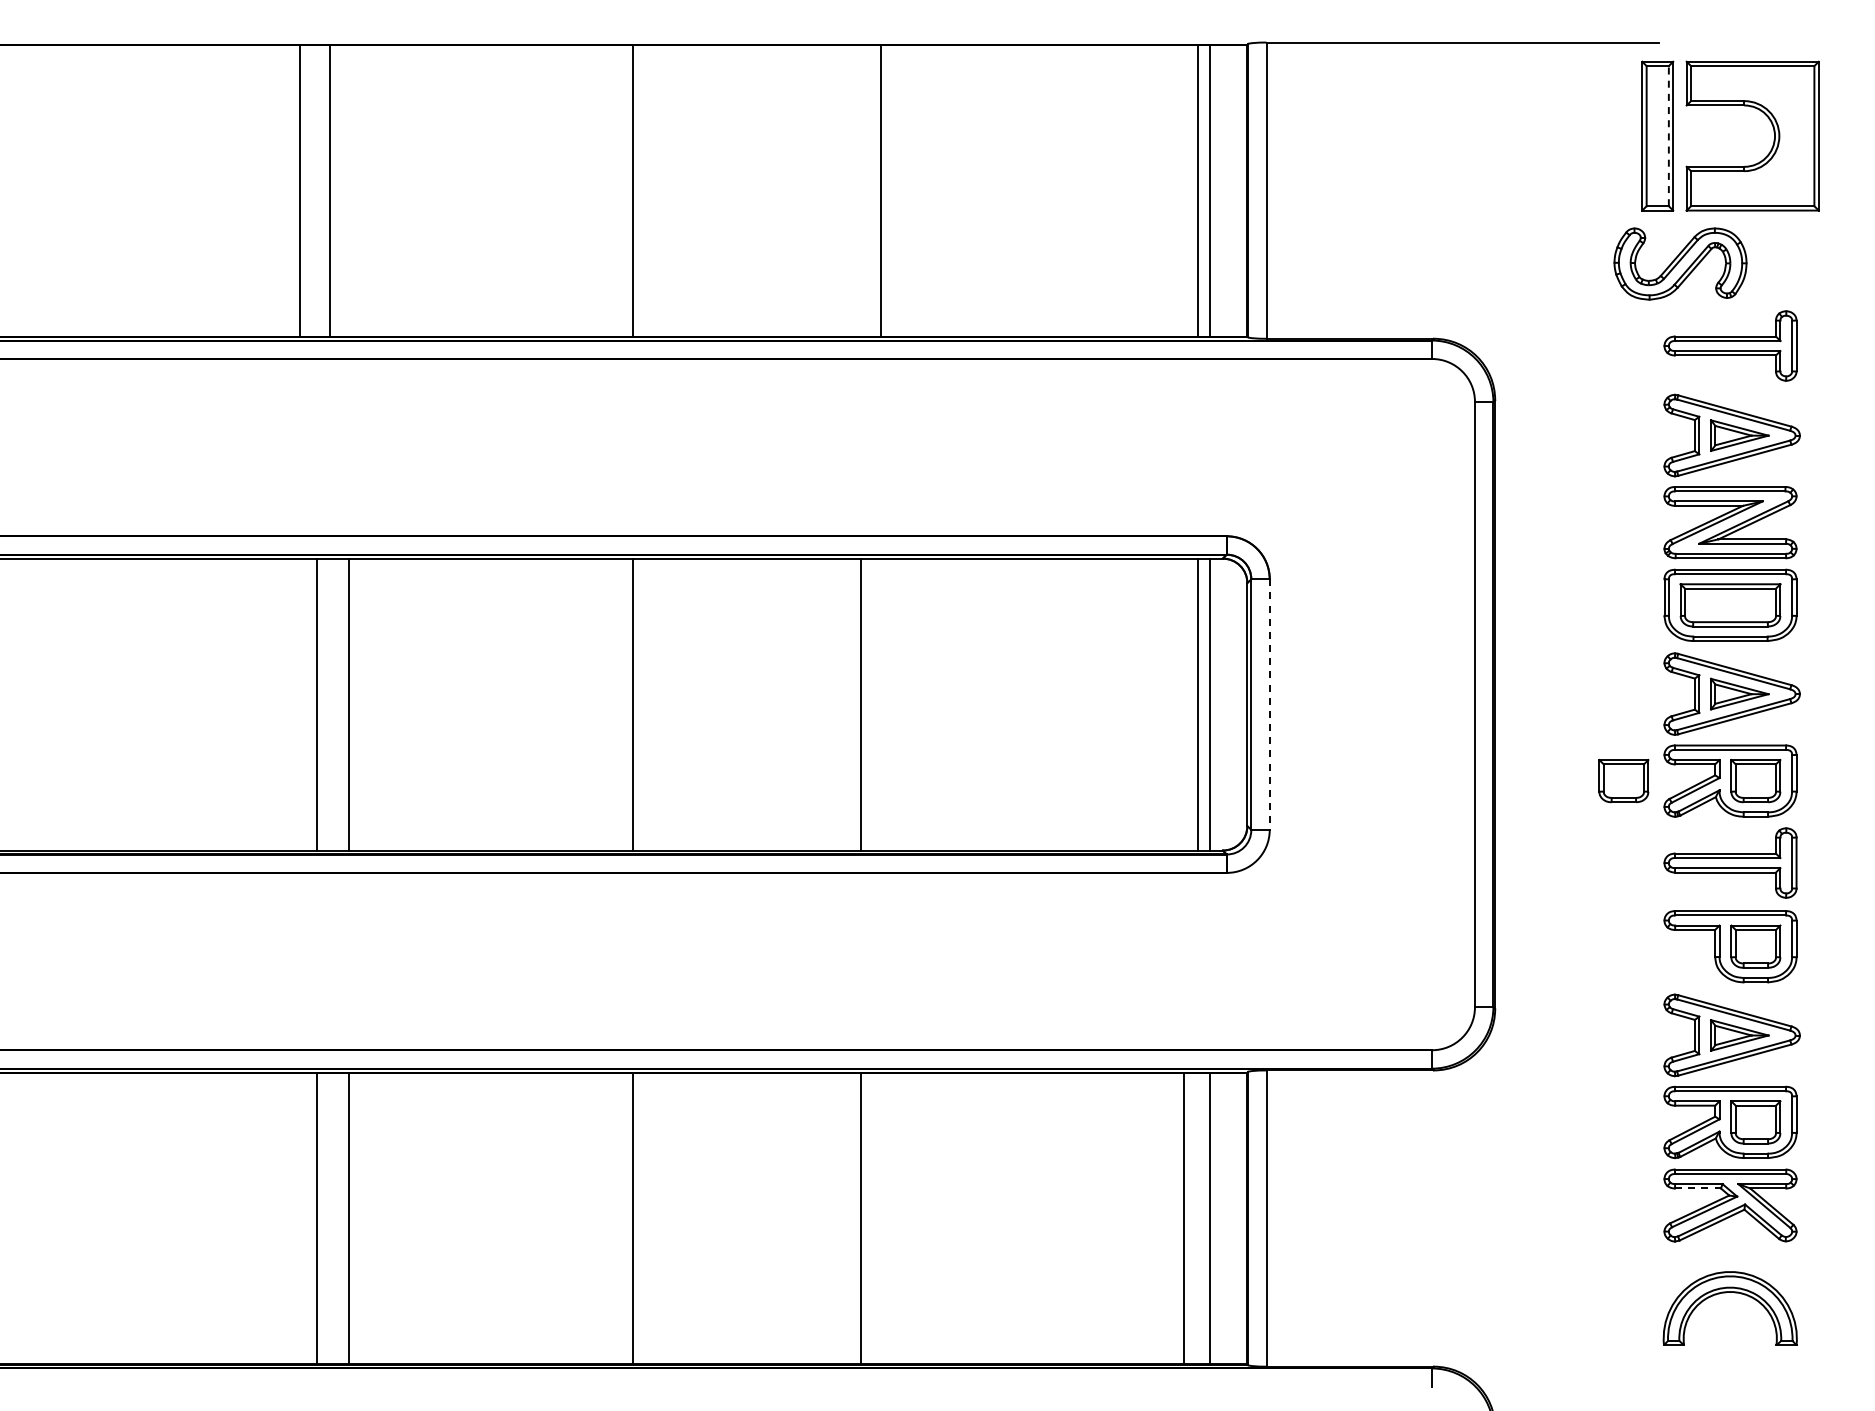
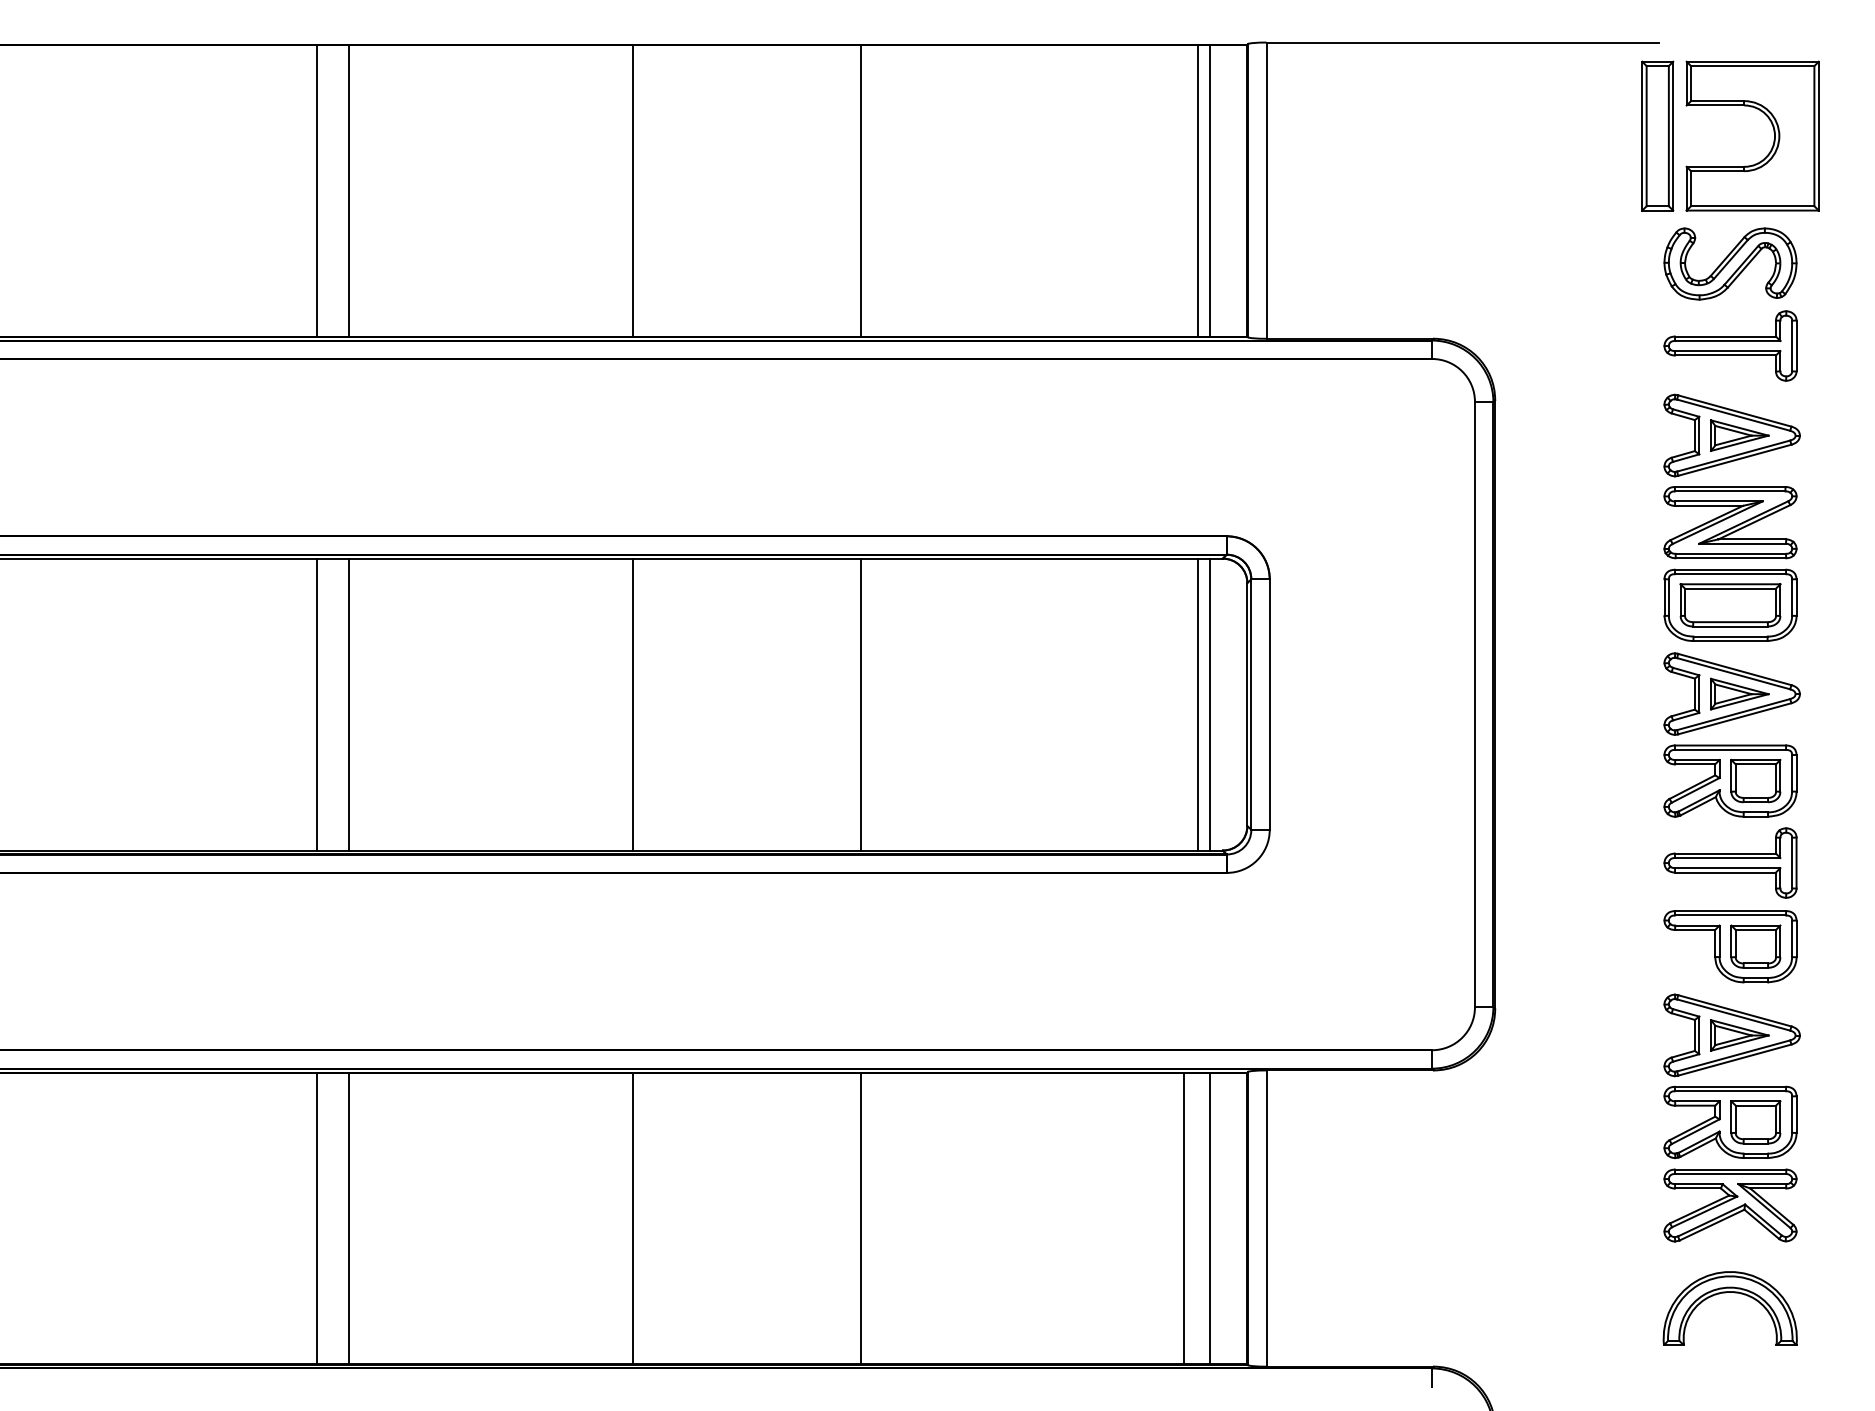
line: dashed -> solid (1668, 135)
line position: (299, 190) -> (316, 190) (316, 190)
line position: (330, 190) -> (349, 190) (349, 190)
line position: (881, 190) -> (861, 190) (861, 190)
part position: (1680, 263) -> (1730, 263) (1730, 263)
line: dashed -> solid (1269, 705)
part: present -> none (1623, 781)
line: dashed -> solid (1698, 1188)
